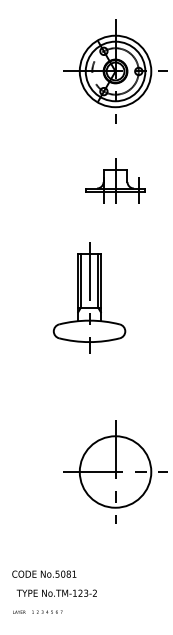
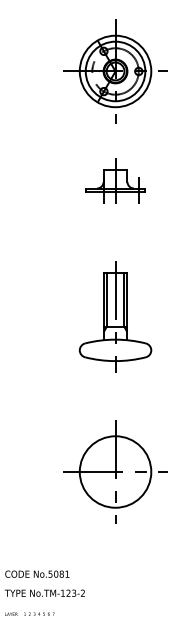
part position: (89, 297) -> (115, 316) (115, 316)
text position: (44, 573) -> (37, 573) (37, 573)
text position: (56, 592) -> (44, 592) (44, 592)
text position: (37, 611) -> (29, 613) (29, 613)
